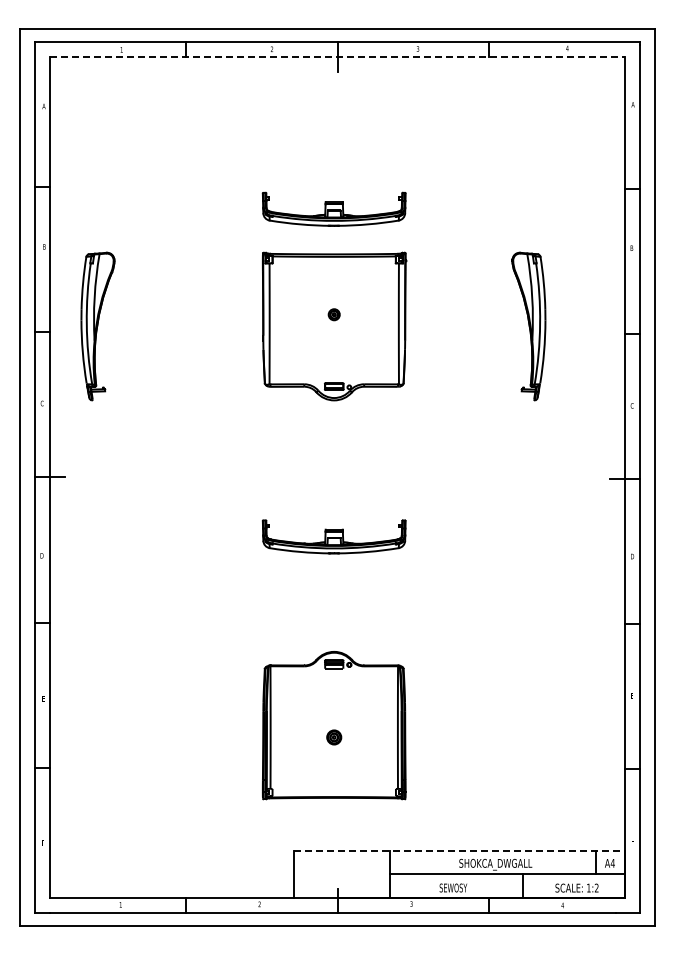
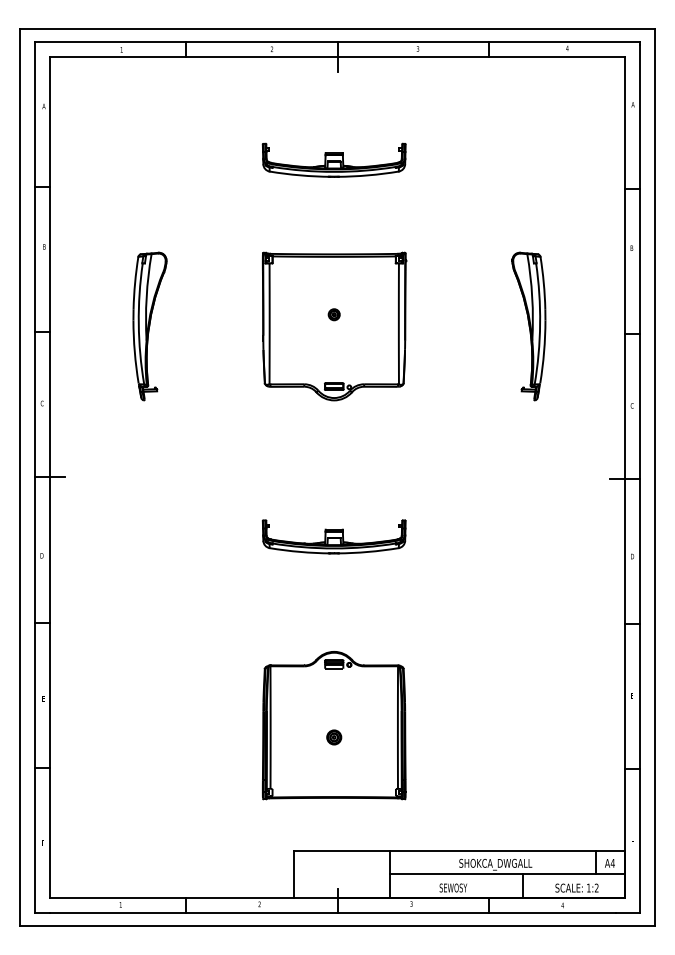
line: dashed -> solid (338, 57)
part position: (333, 208) -> (333, 159) (333, 159)
part position: (97, 326) -> (149, 326) (149, 326)
line: dashed -> solid (459, 851)
